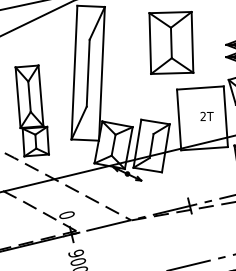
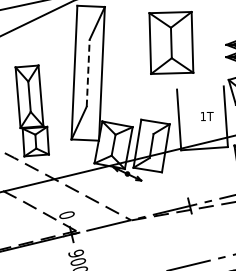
line: solid -> dashed (88, 72)
line: present -> none (200, 87)
text: 2T -> 1T (202, 115)
